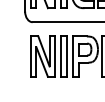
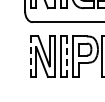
line: solid -> dashed (67, 56)
line: solid -> dashed (30, 57)
